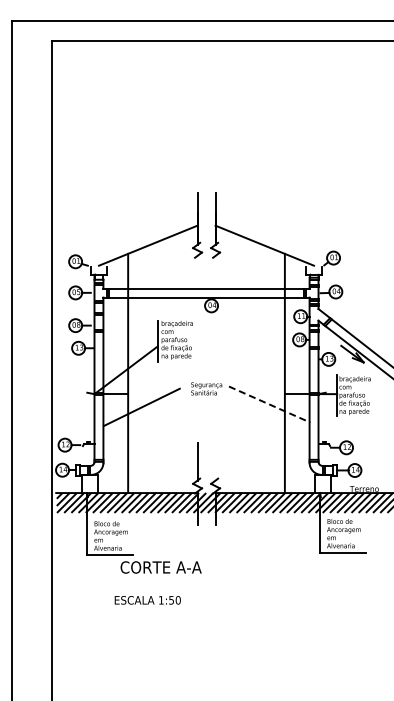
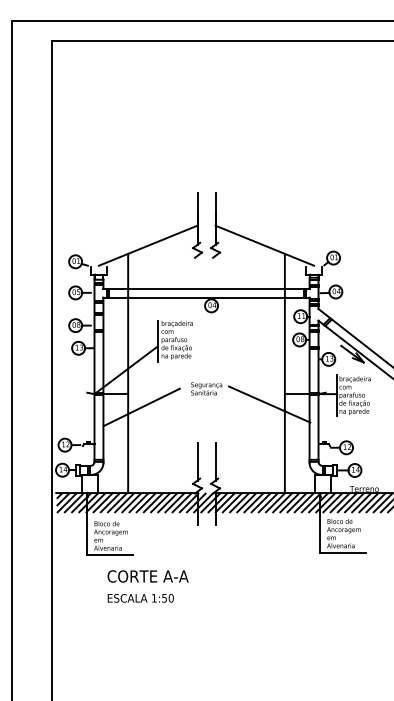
line: dashed -> solid (270, 404)
line: none -> present (215, 461)
text position: (160, 567) -> (147, 576) (147, 576)
text position: (147, 600) -> (140, 598) (140, 598)
